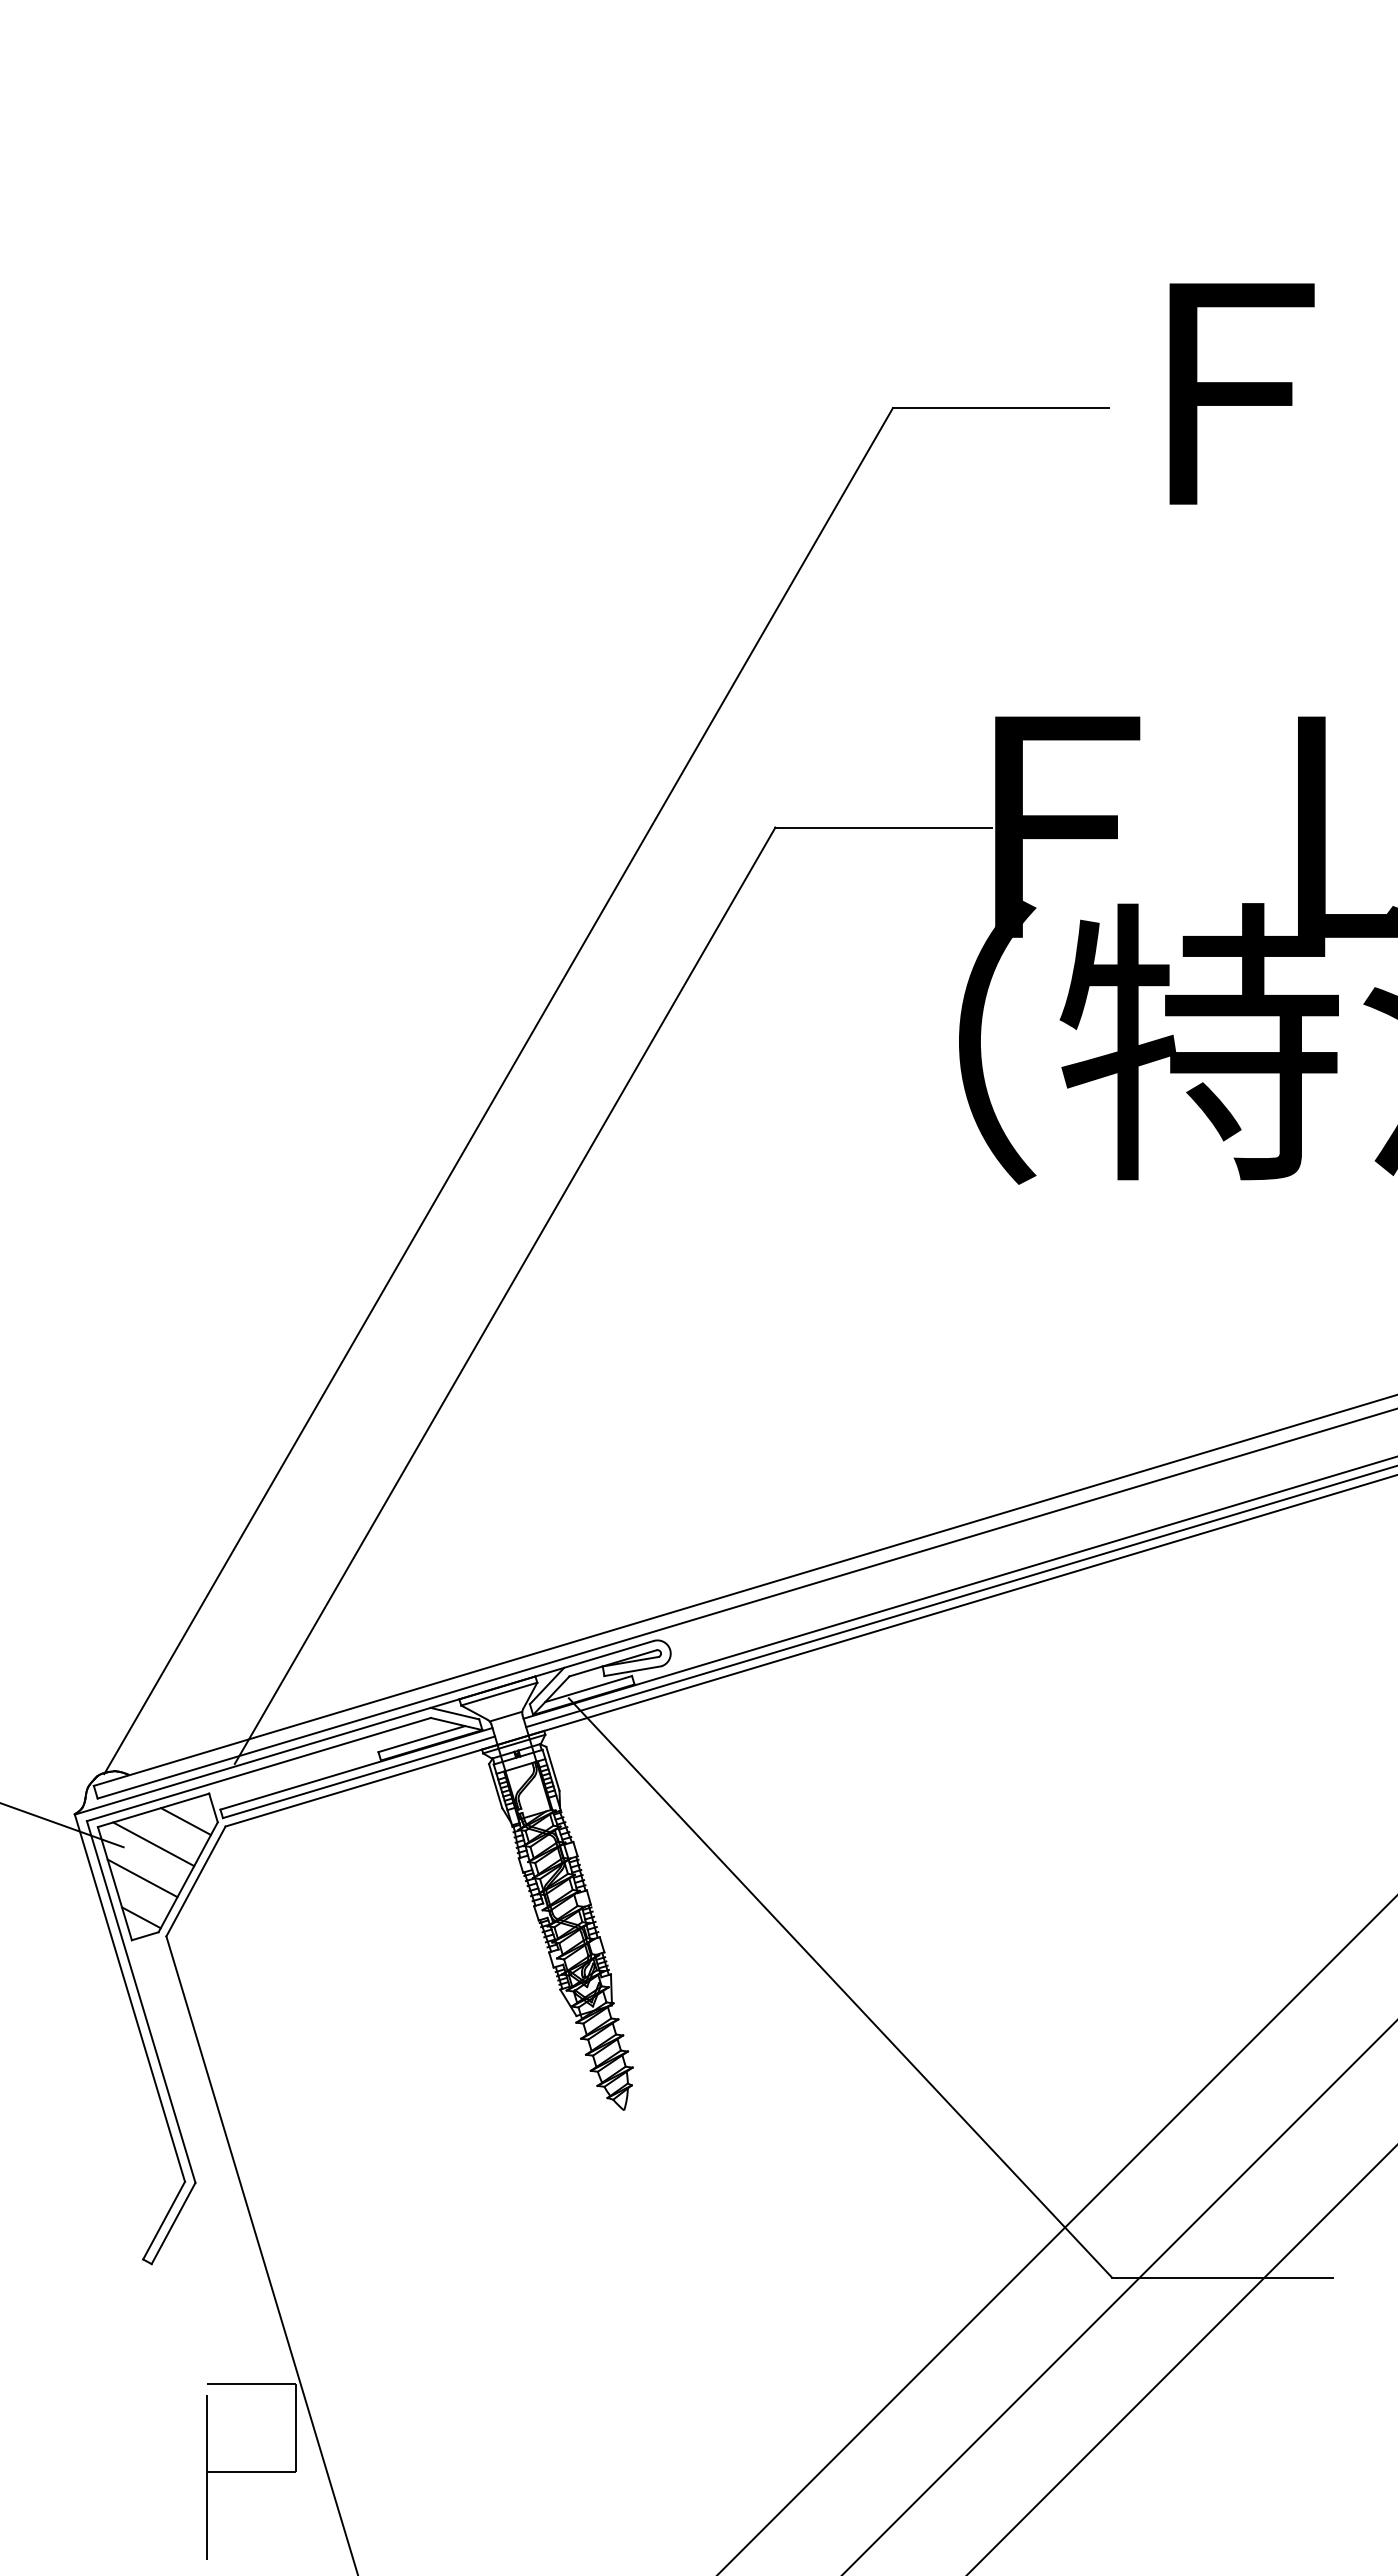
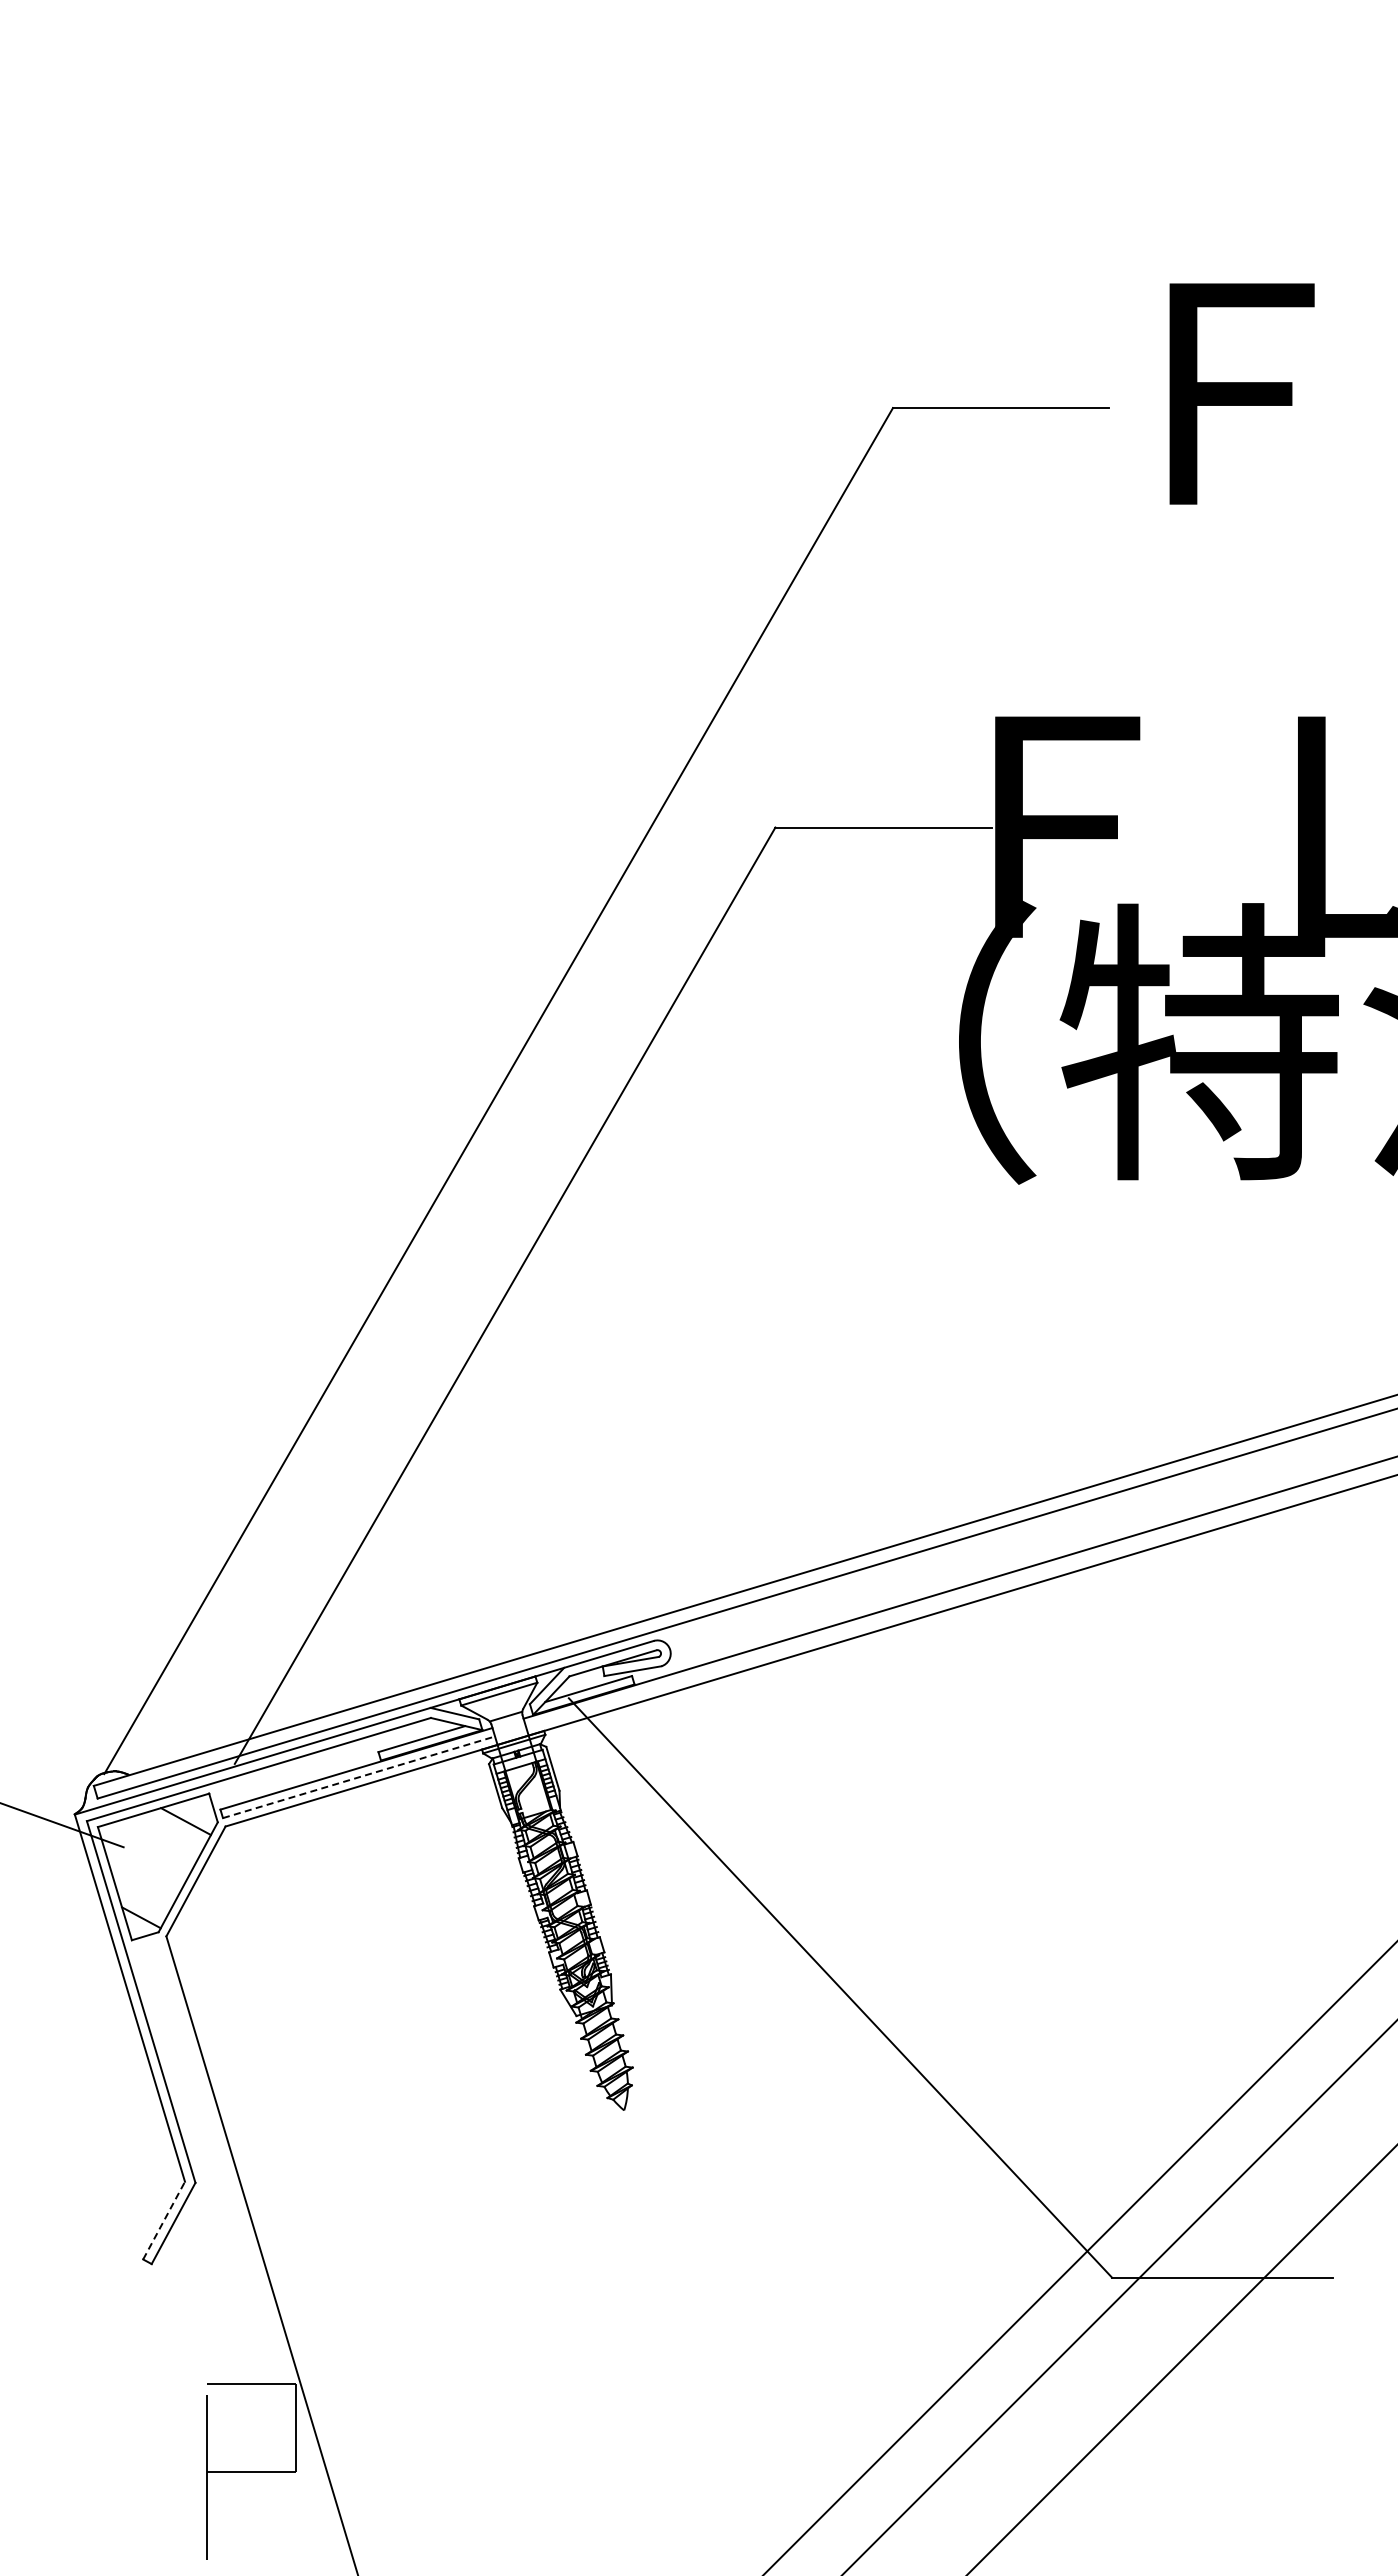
line: present -> none (960, 1596)
line: solid -> dashed (359, 1777)
line: present -> none (153, 1844)
line: present -> none (142, 1878)
line: solid -> dashed (164, 2220)
line position: (1057, 2234) -> (1079, 2258) (1079, 2258)
